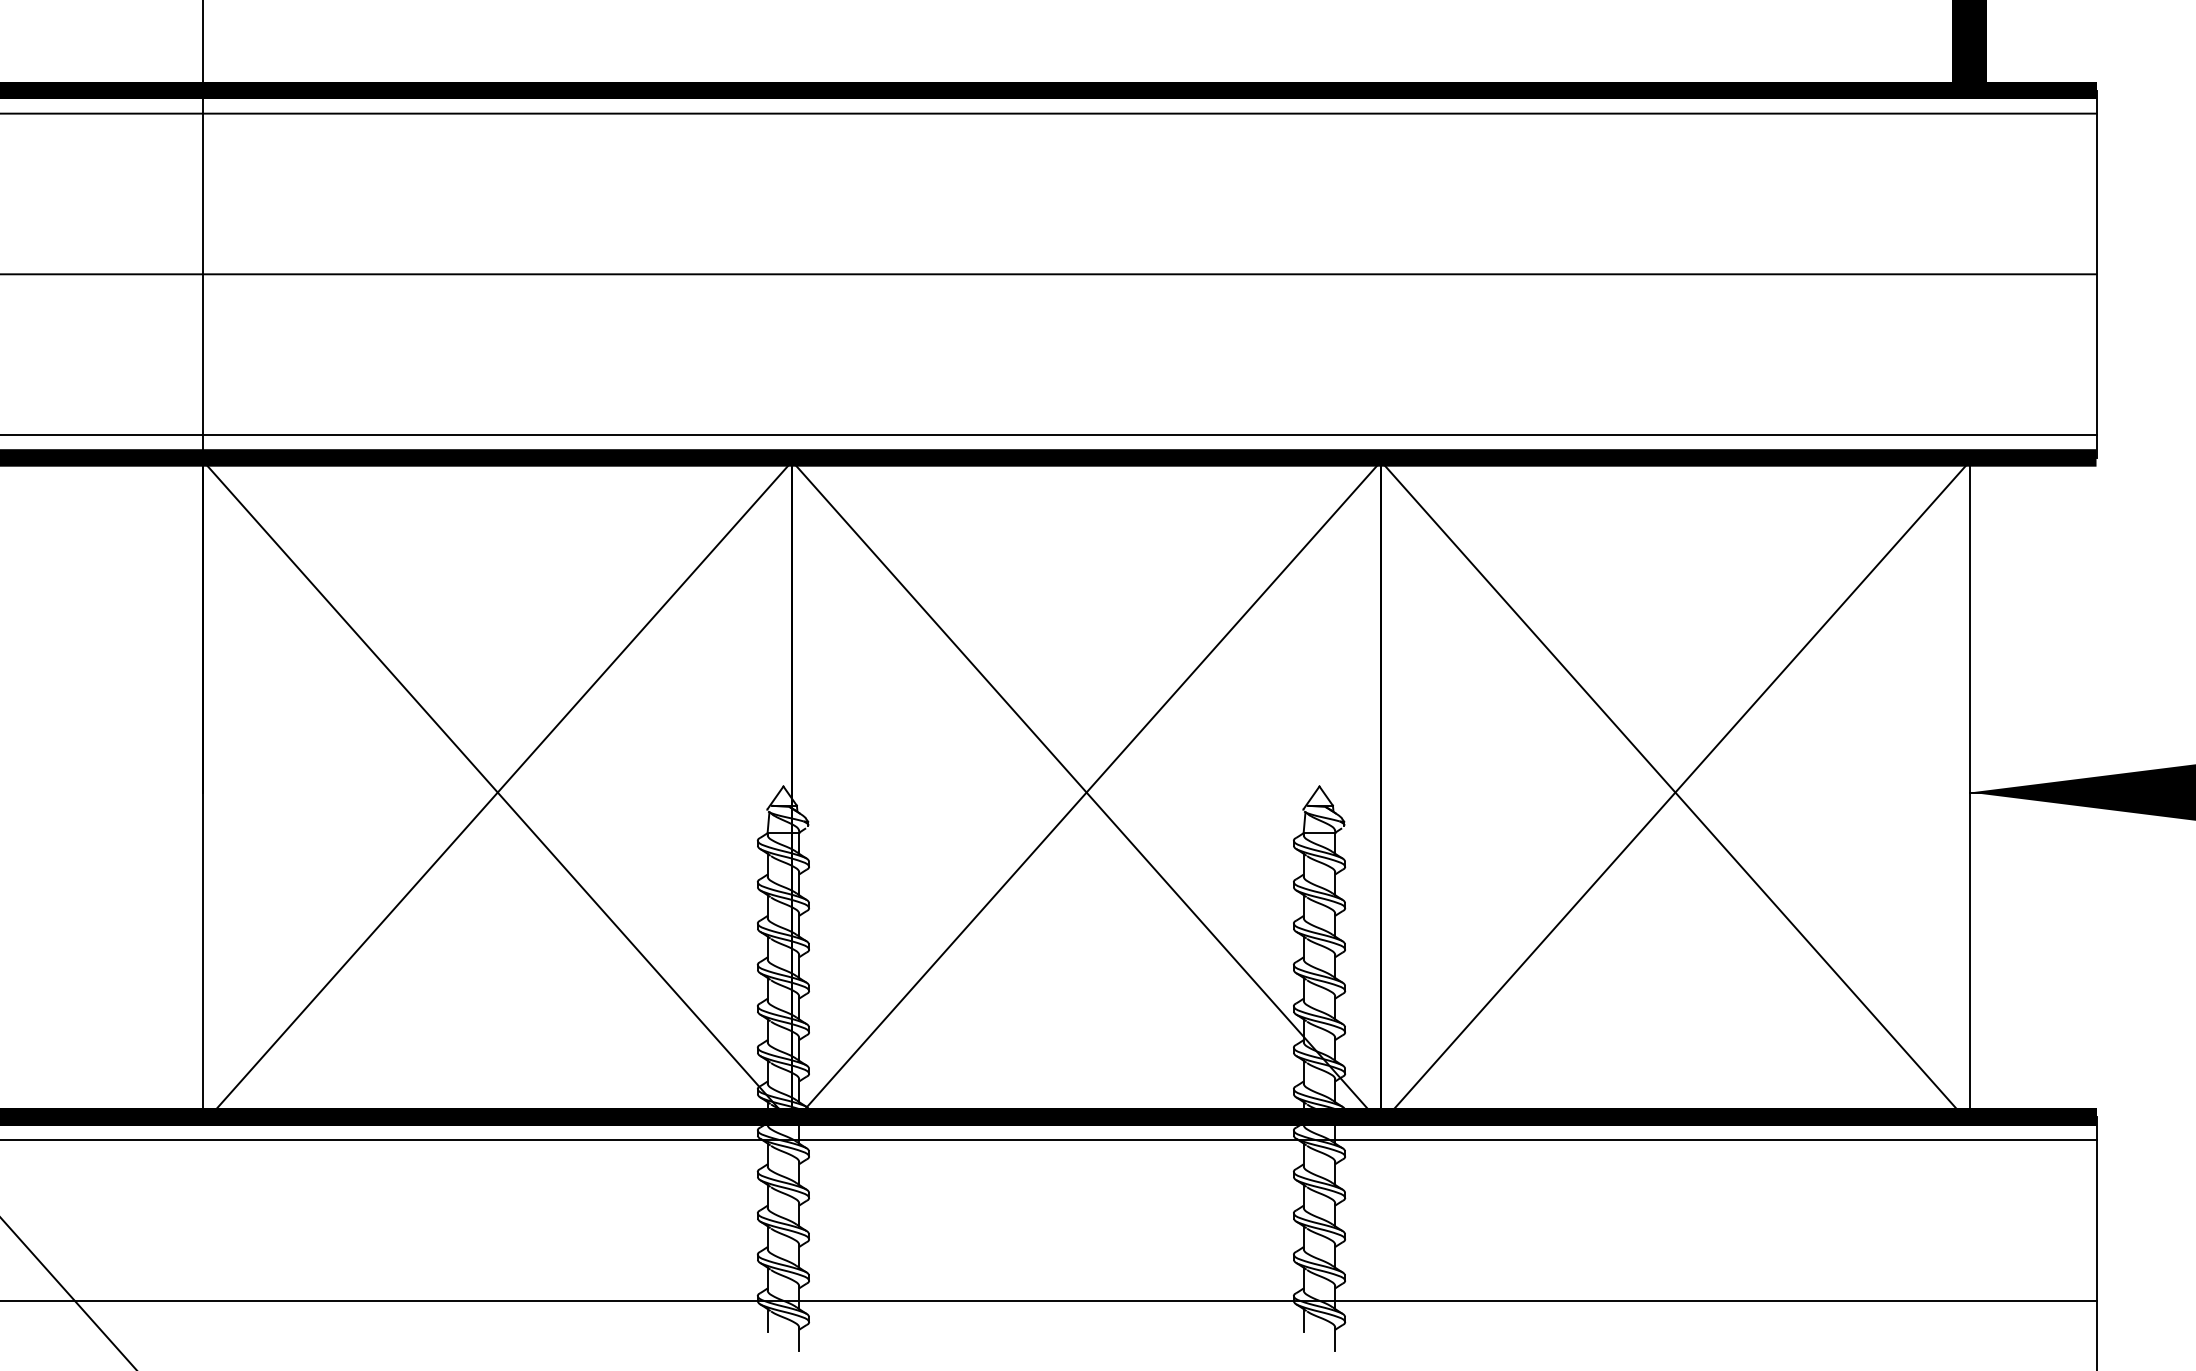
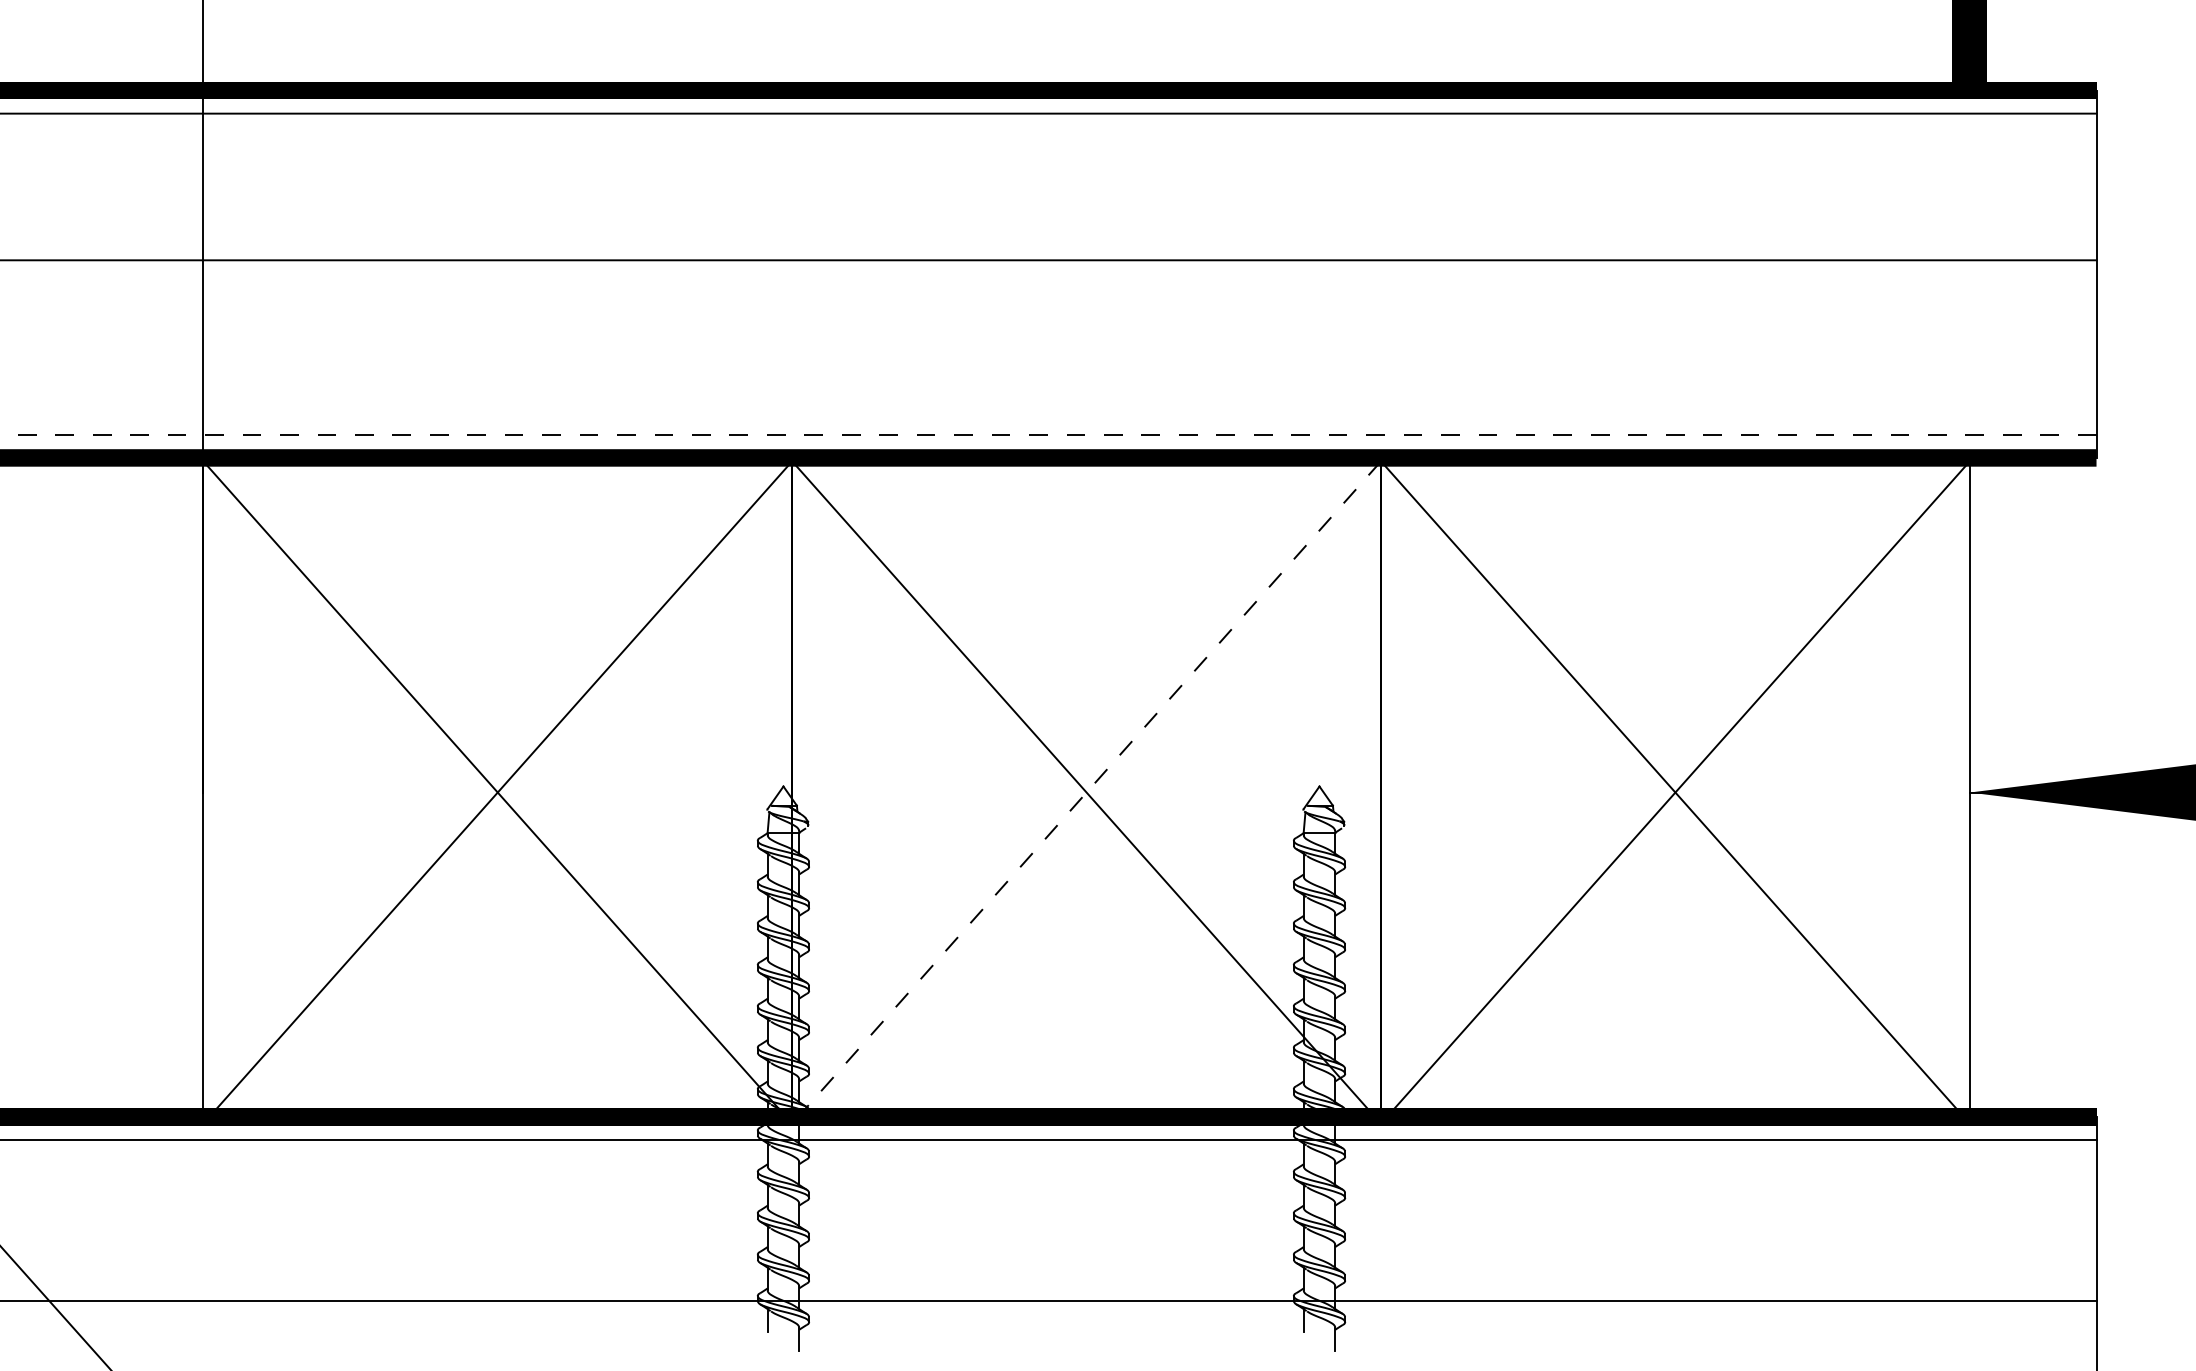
line position: (1049, 274) -> (1049, 260) (1049, 260)
line: solid -> dashed (1048, 435)
line: solid -> dashed (1086, 792)
line position: (68, 1293) -> (55, 1307) (55, 1307)
